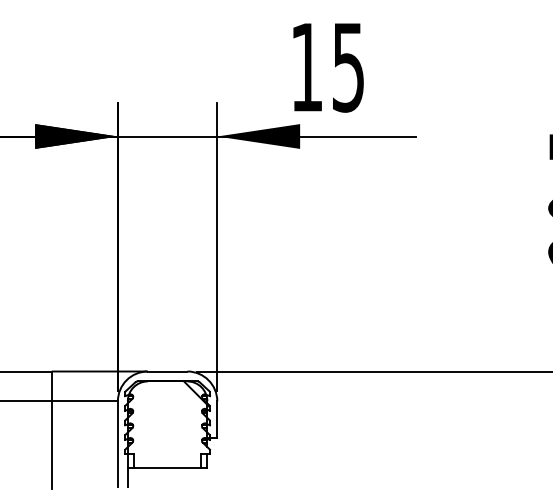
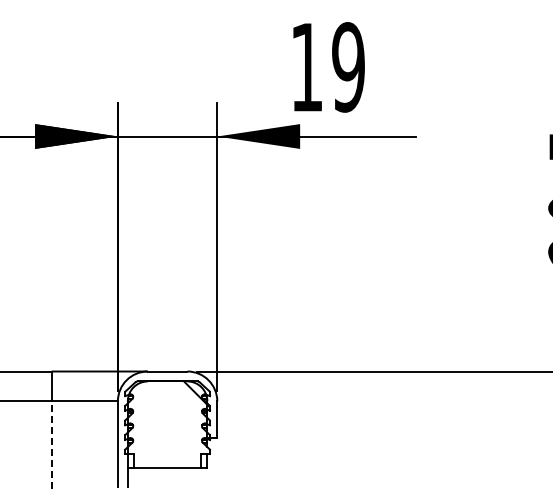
text: 15 -> 19 (348, 67)
line: solid -> dashed (51, 444)
